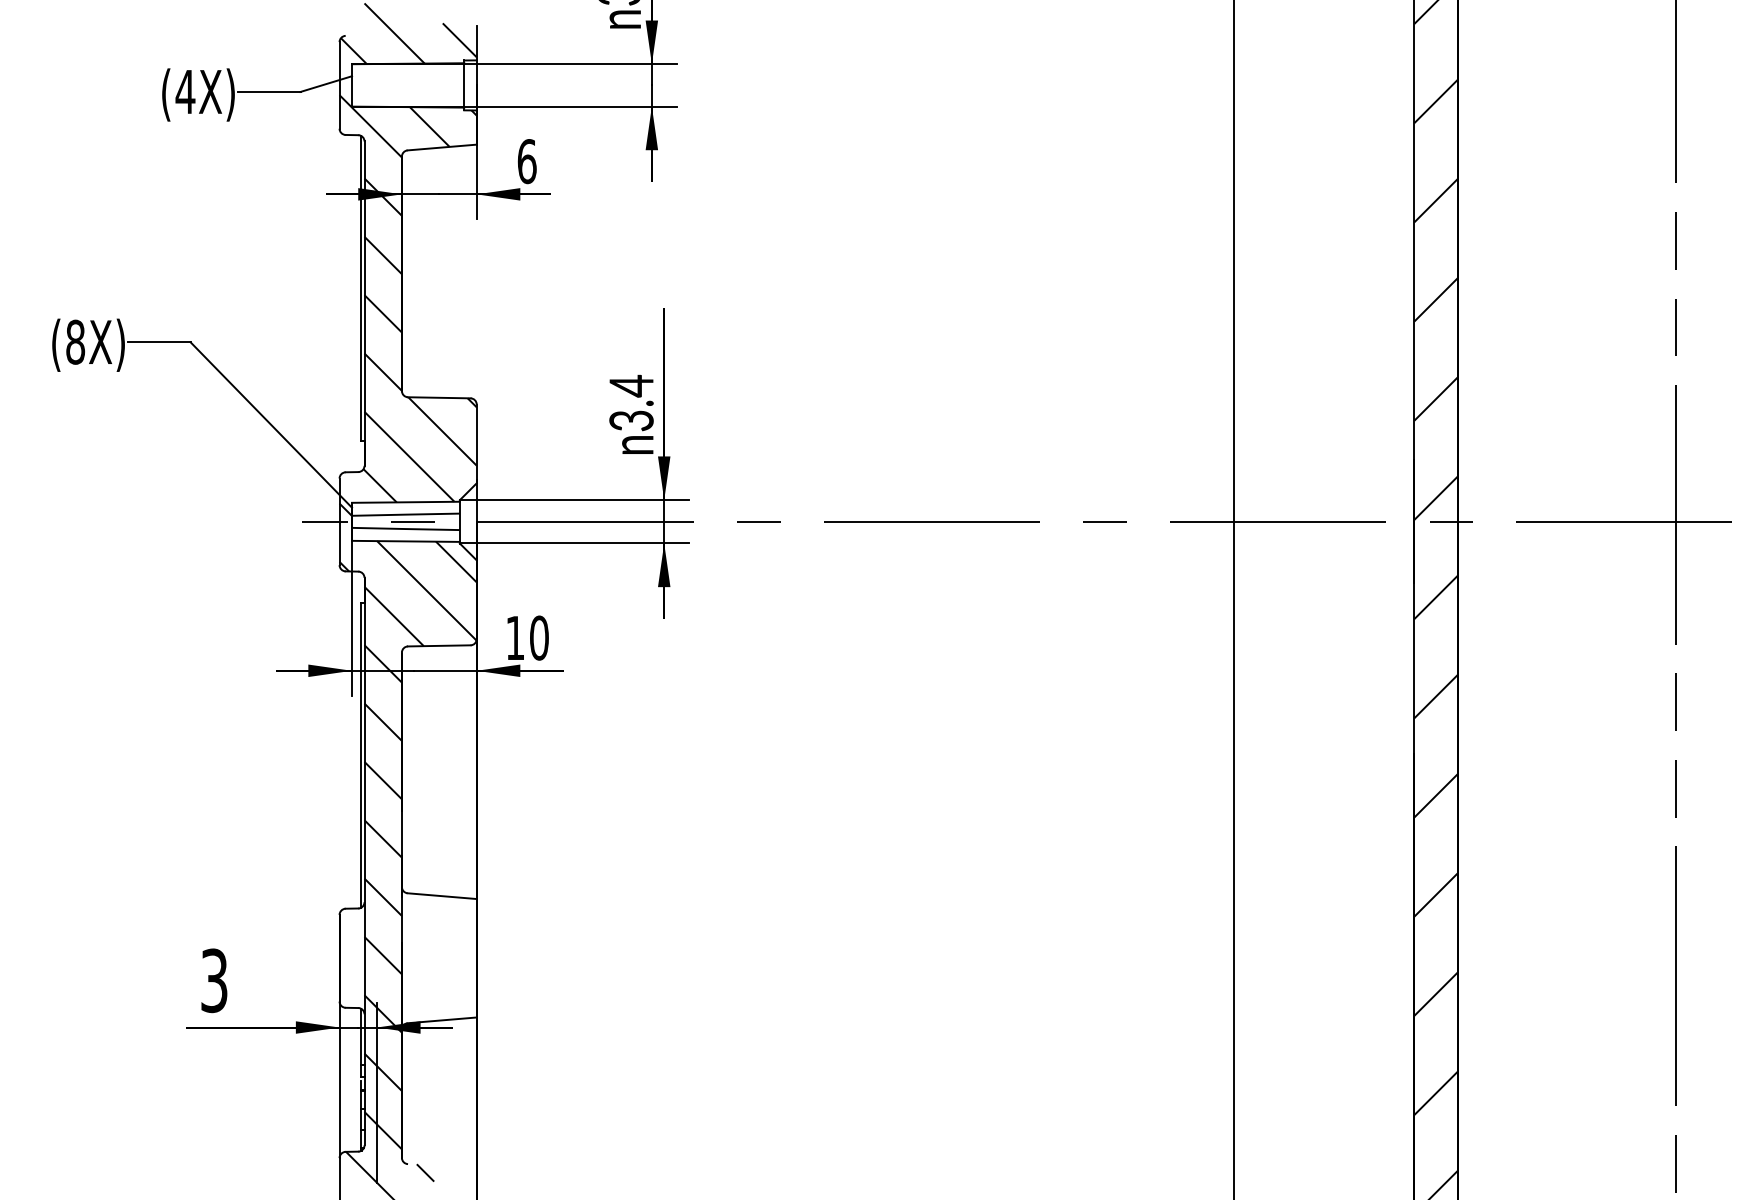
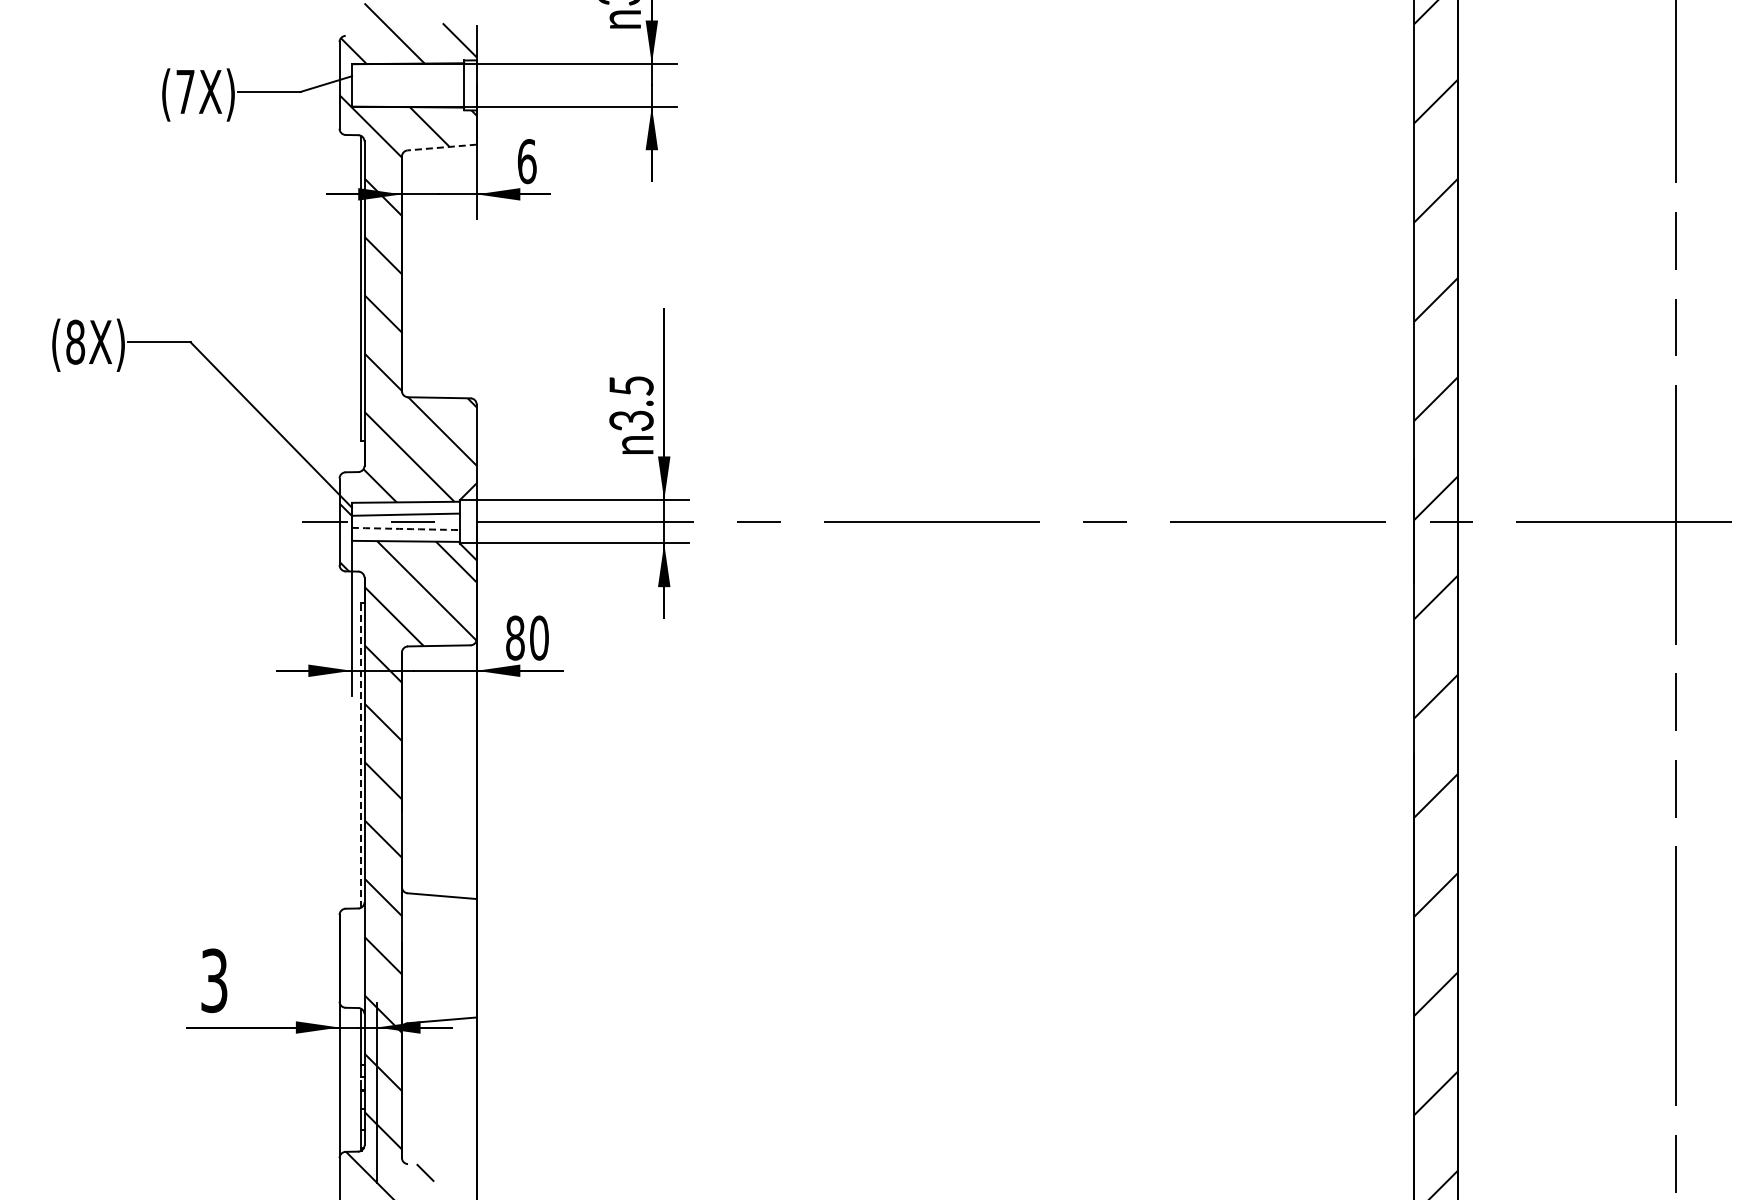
text: (4X) -> (7X) (185, 91)
line: solid -> dashed (442, 147)
text: 3.4 -> 3.5 (631, 385)
arc: solid -> dashed (405, 529)
line: present -> none (1233, 599)
text: 10 -> 80 (515, 637)
line: solid -> dashed (360, 754)
